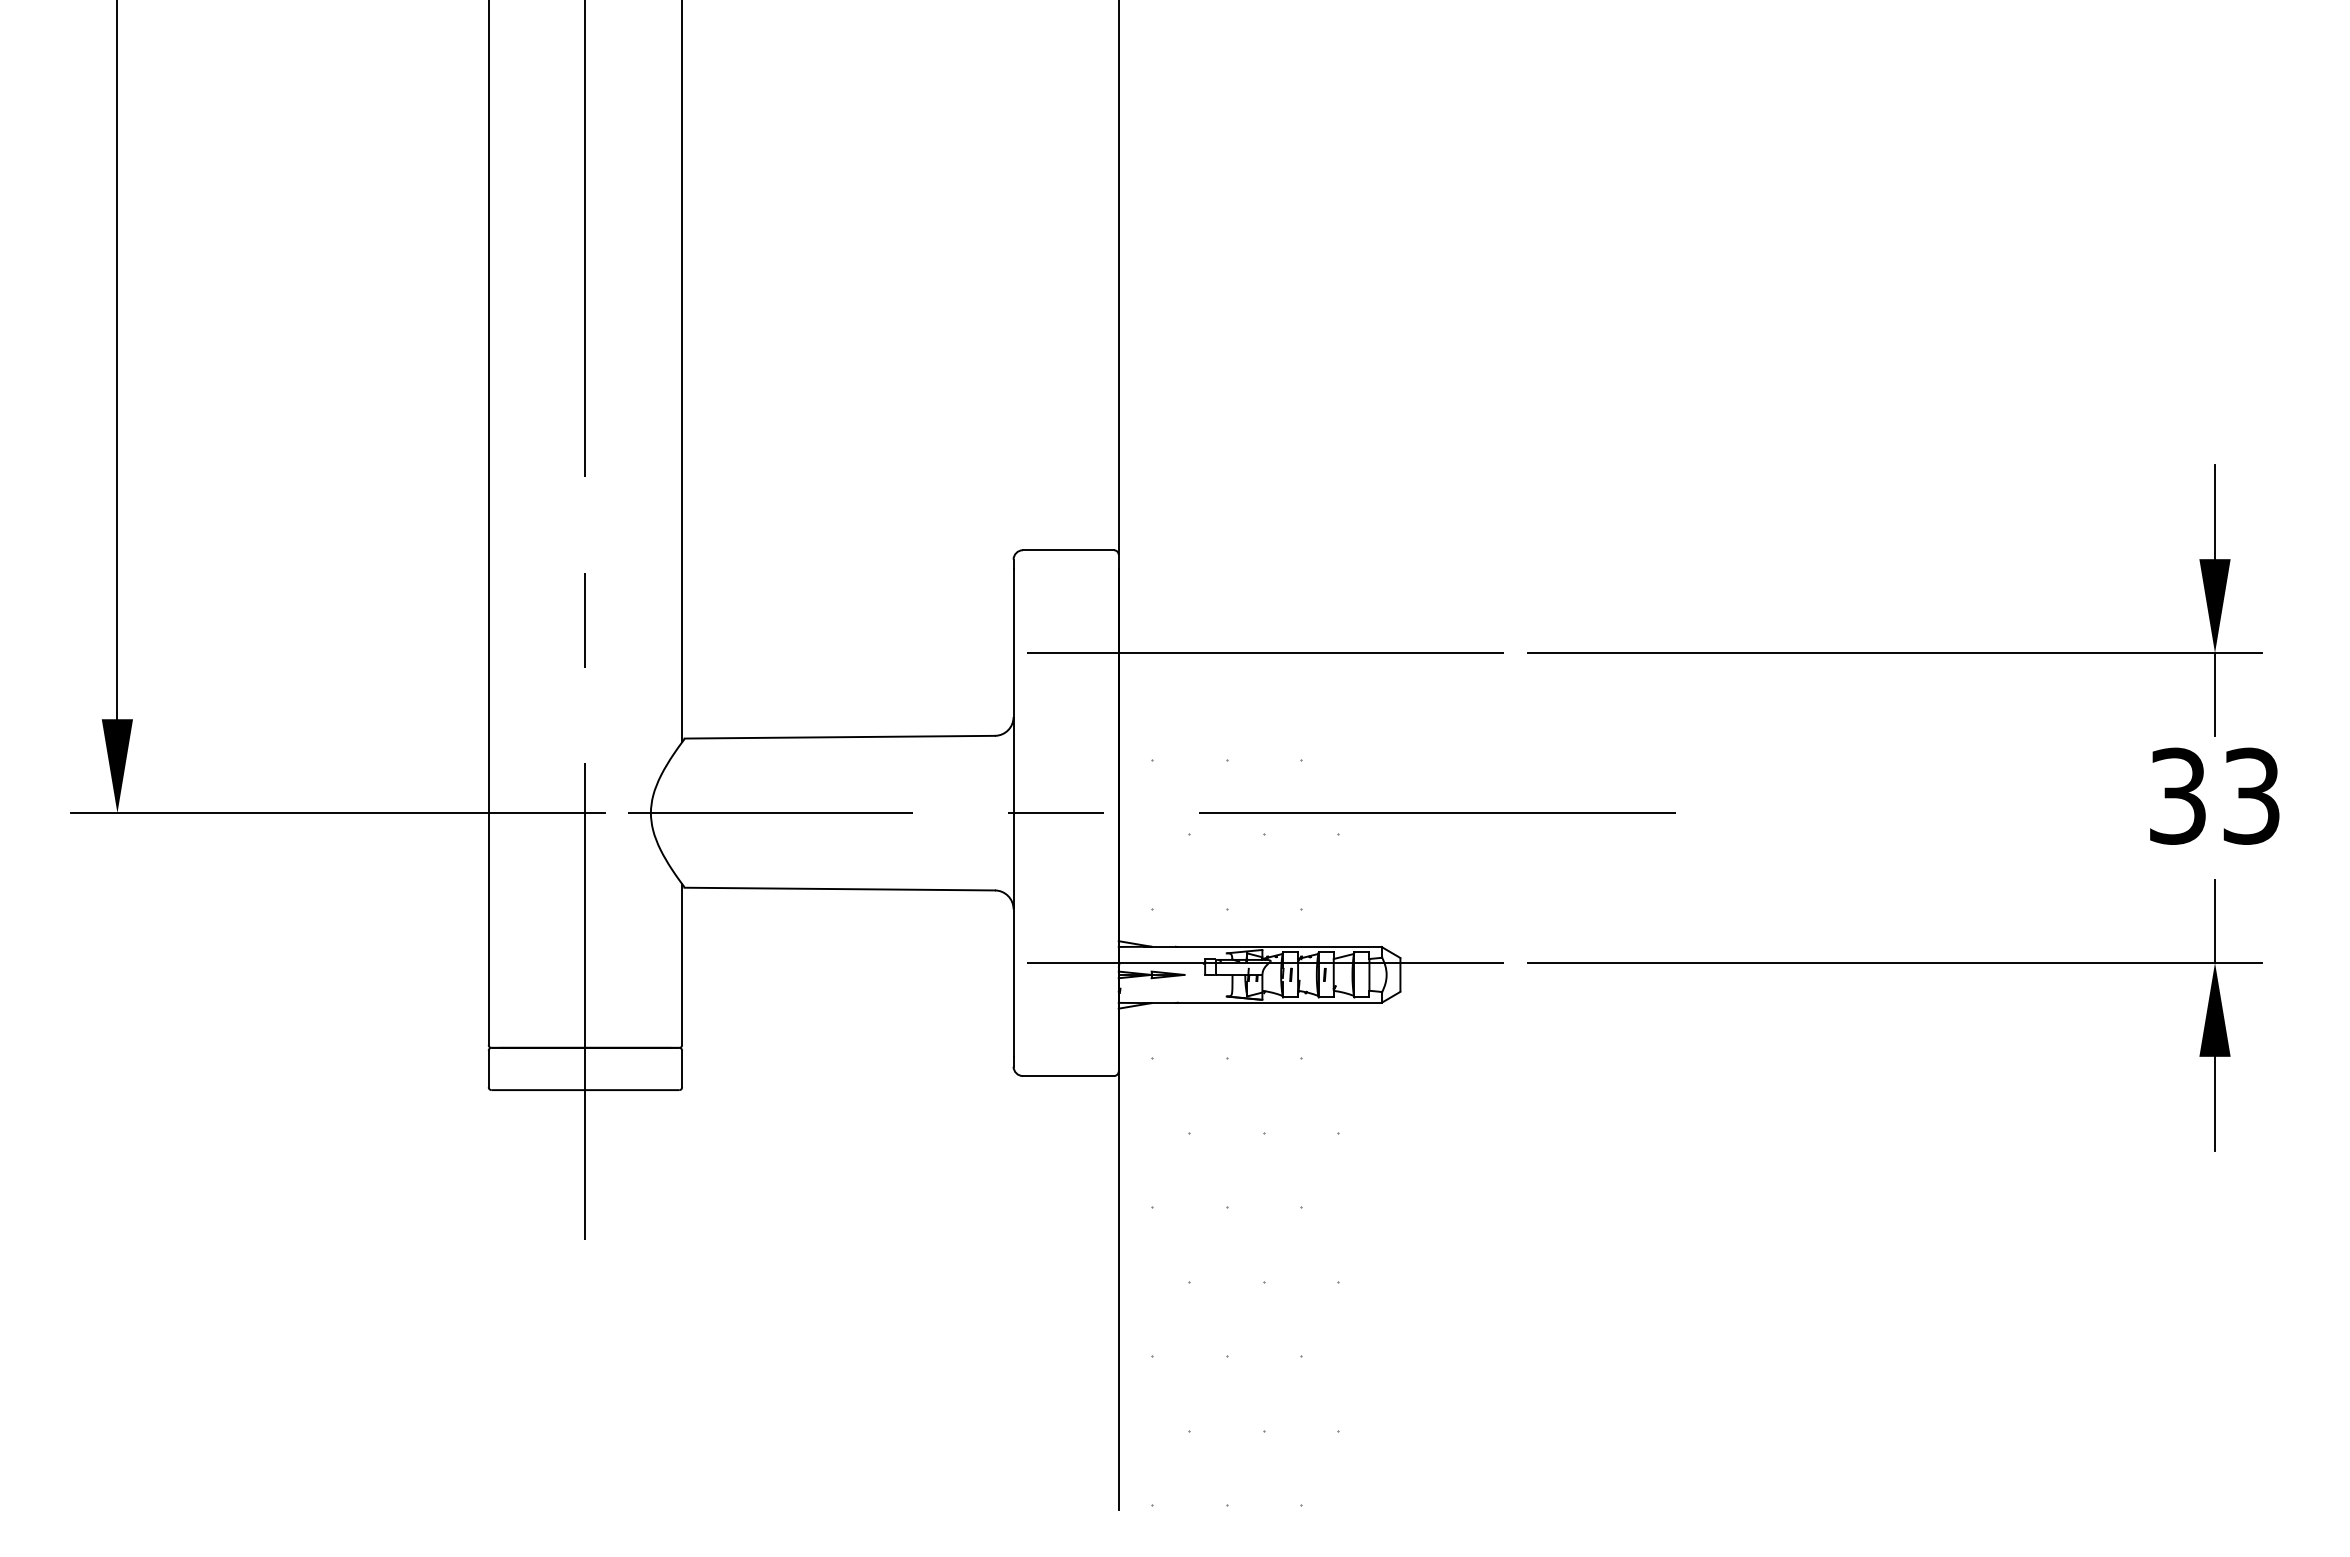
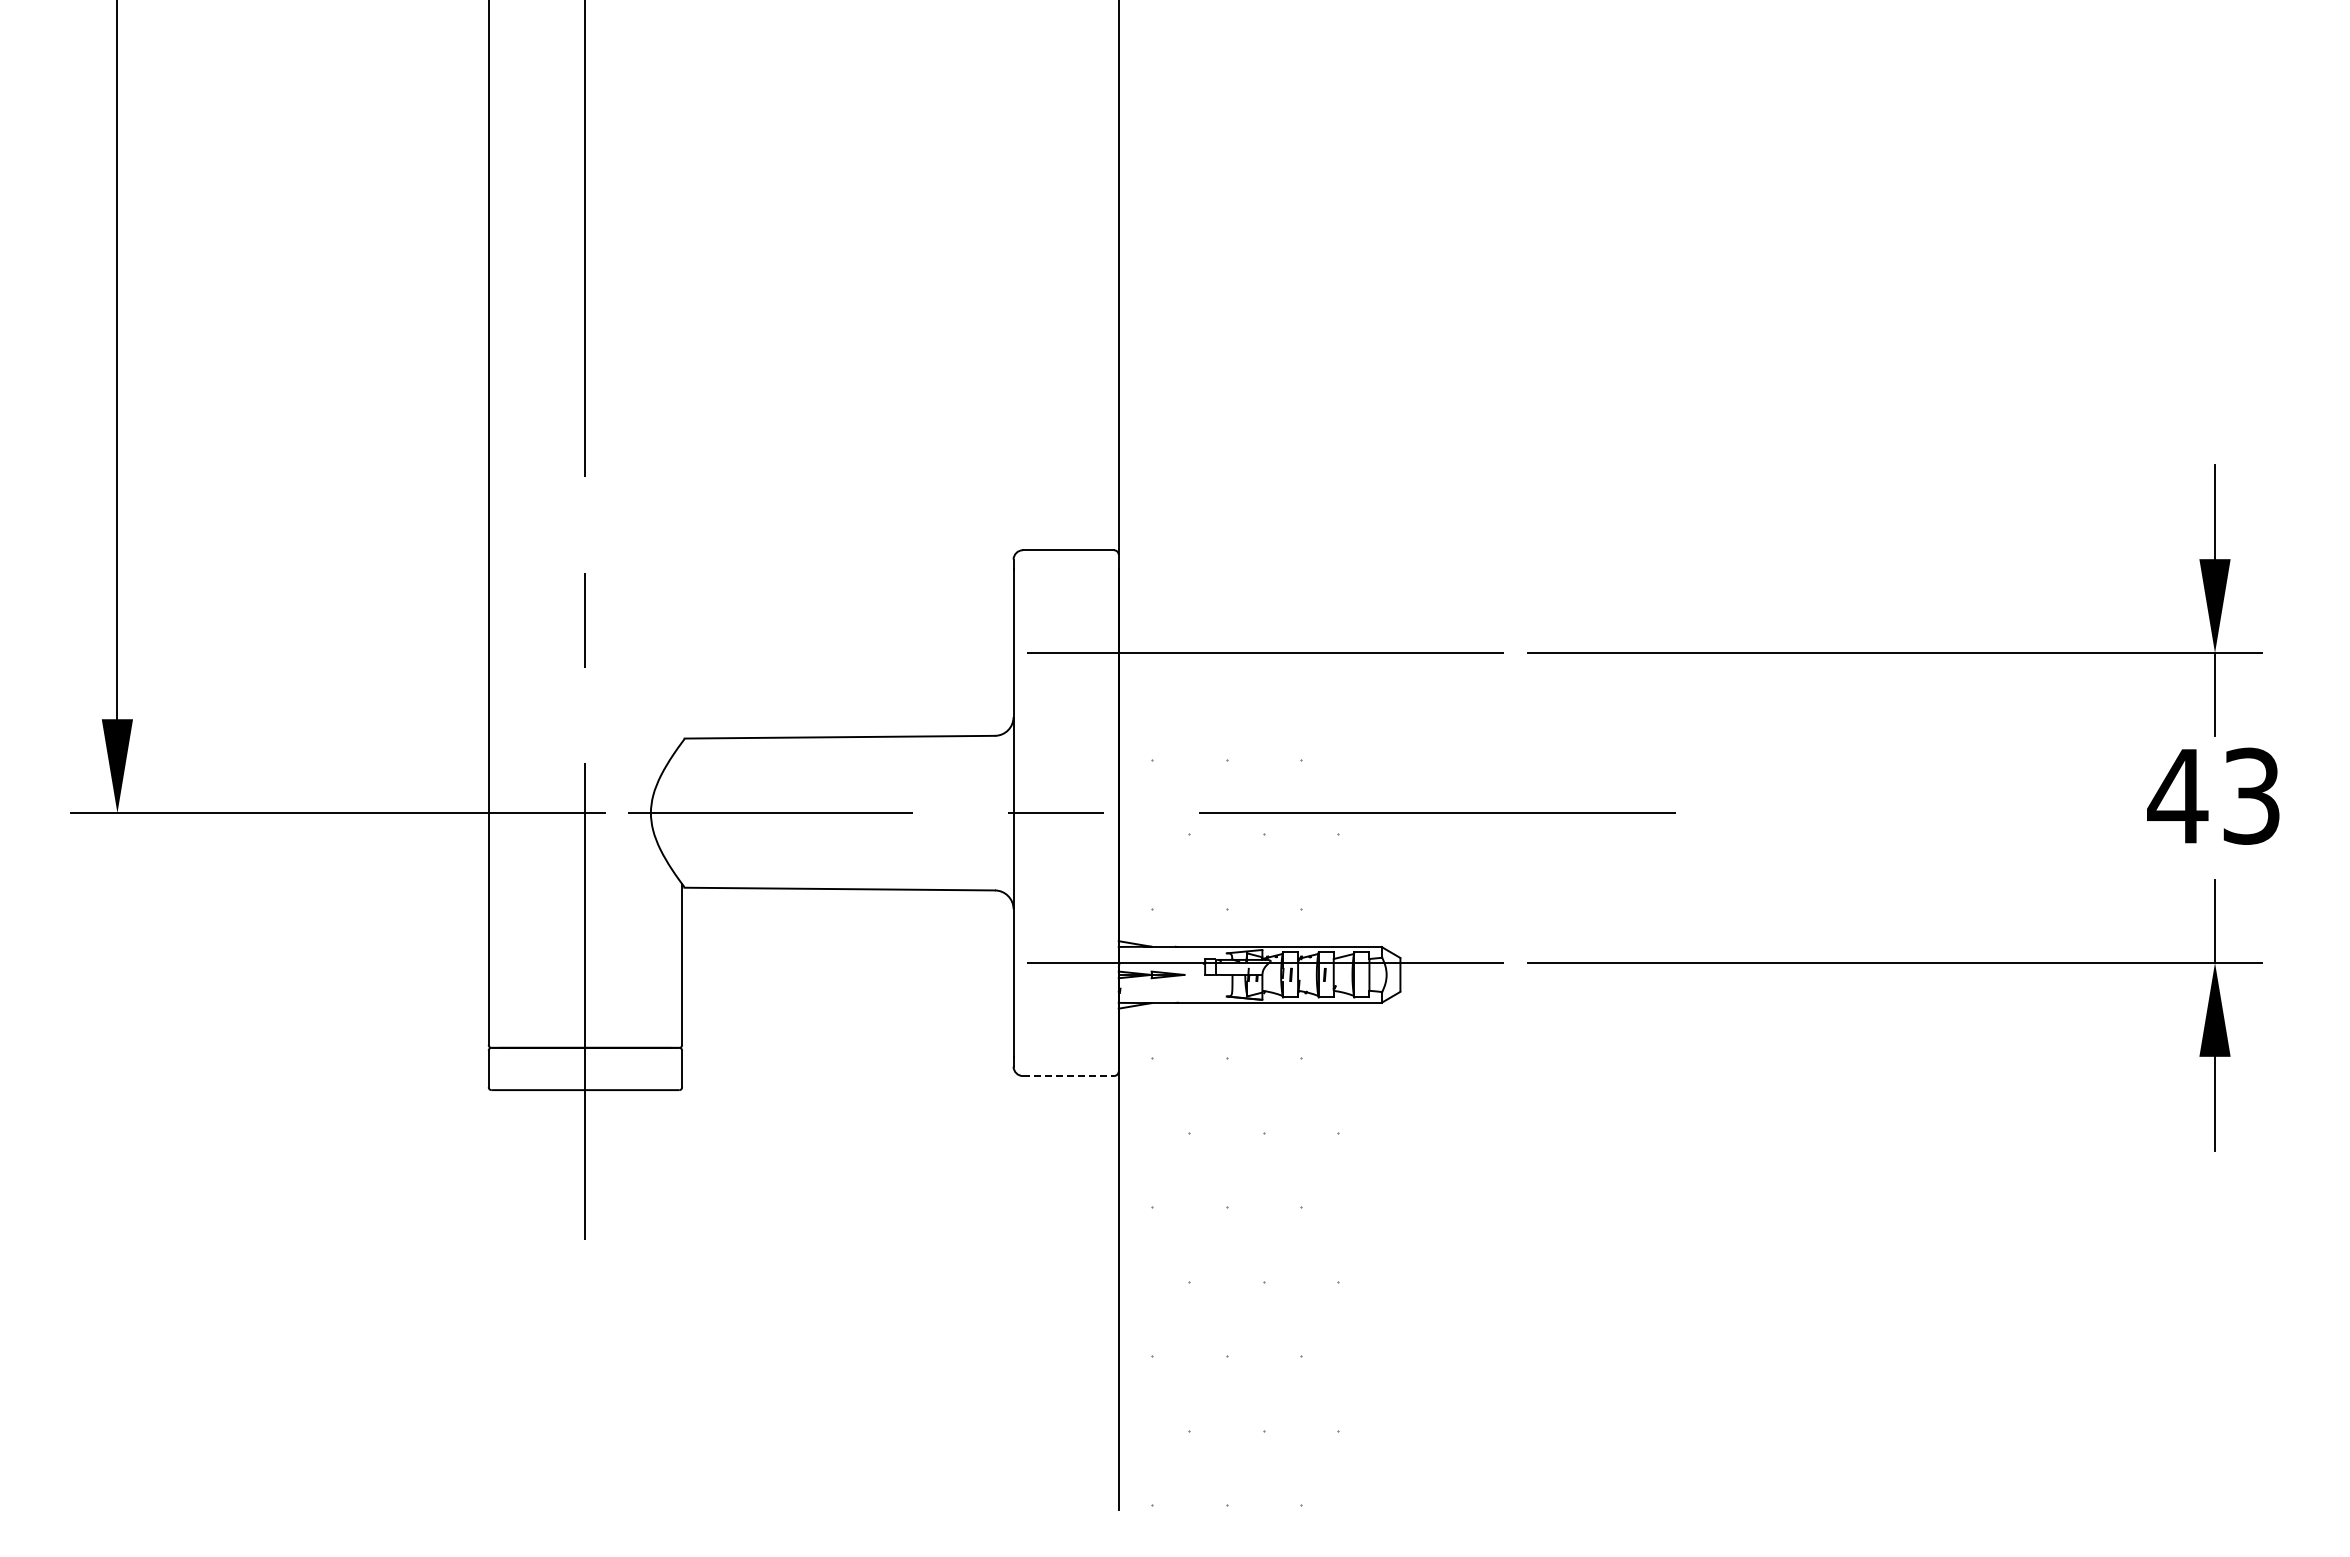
line: present -> none (682, 372)
text: 33 -> 43 (2177, 795)
line: solid -> dashed (1068, 1076)
